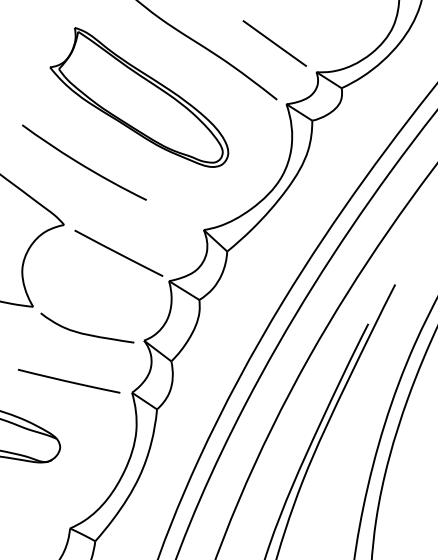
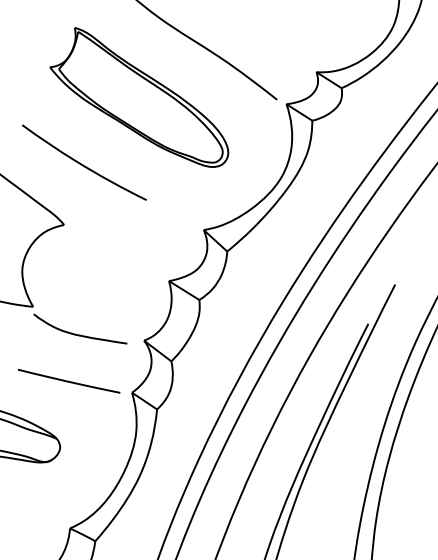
line: present -> none (274, 43)
line: present -> none (118, 252)
curve position: (87, 333) -> (80, 334) (80, 334)
